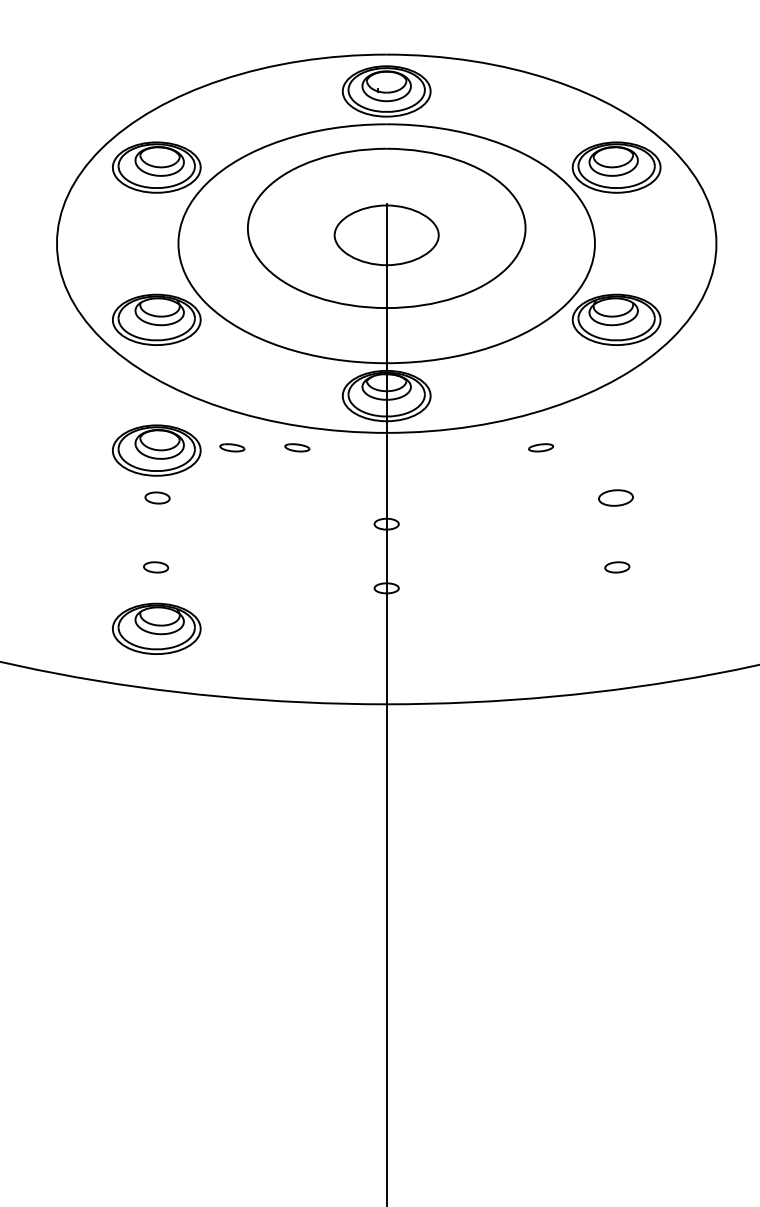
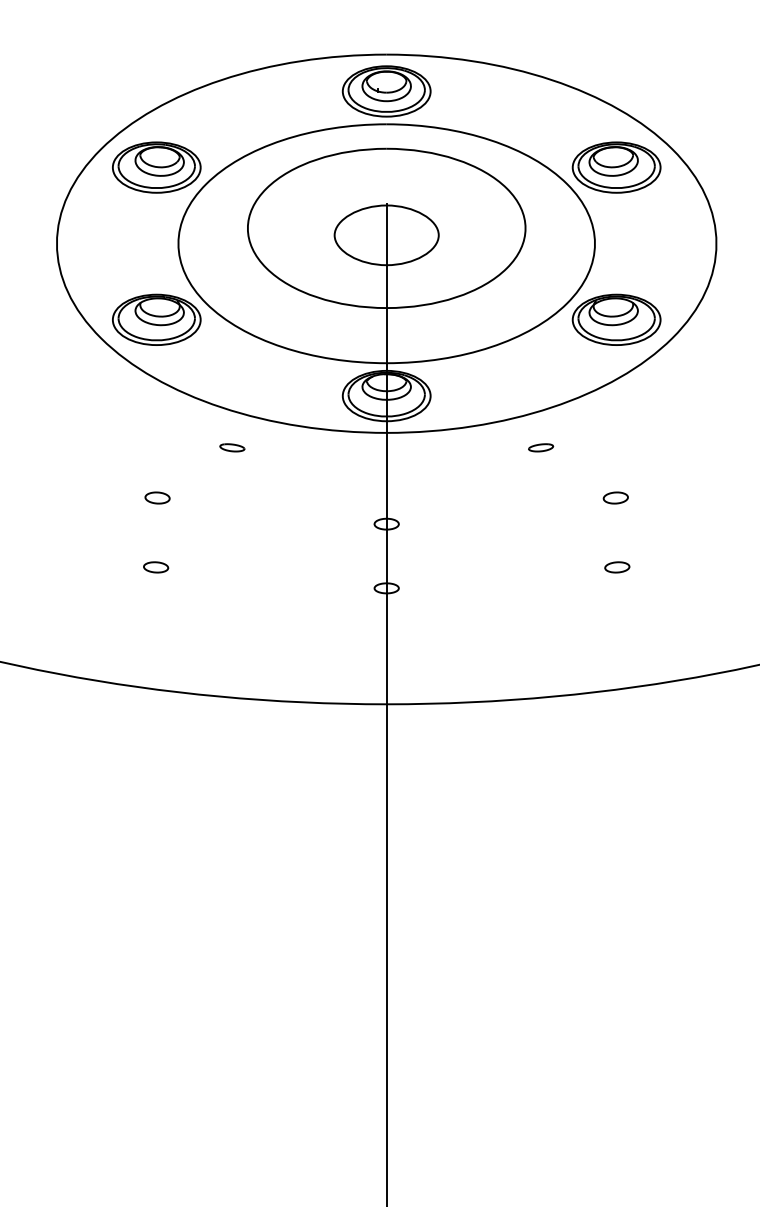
part: present -> none (297, 447)
part: present -> none (156, 450)
part size: 36x18 px -> 27x14 px (615, 497)
part: present -> none (156, 628)
